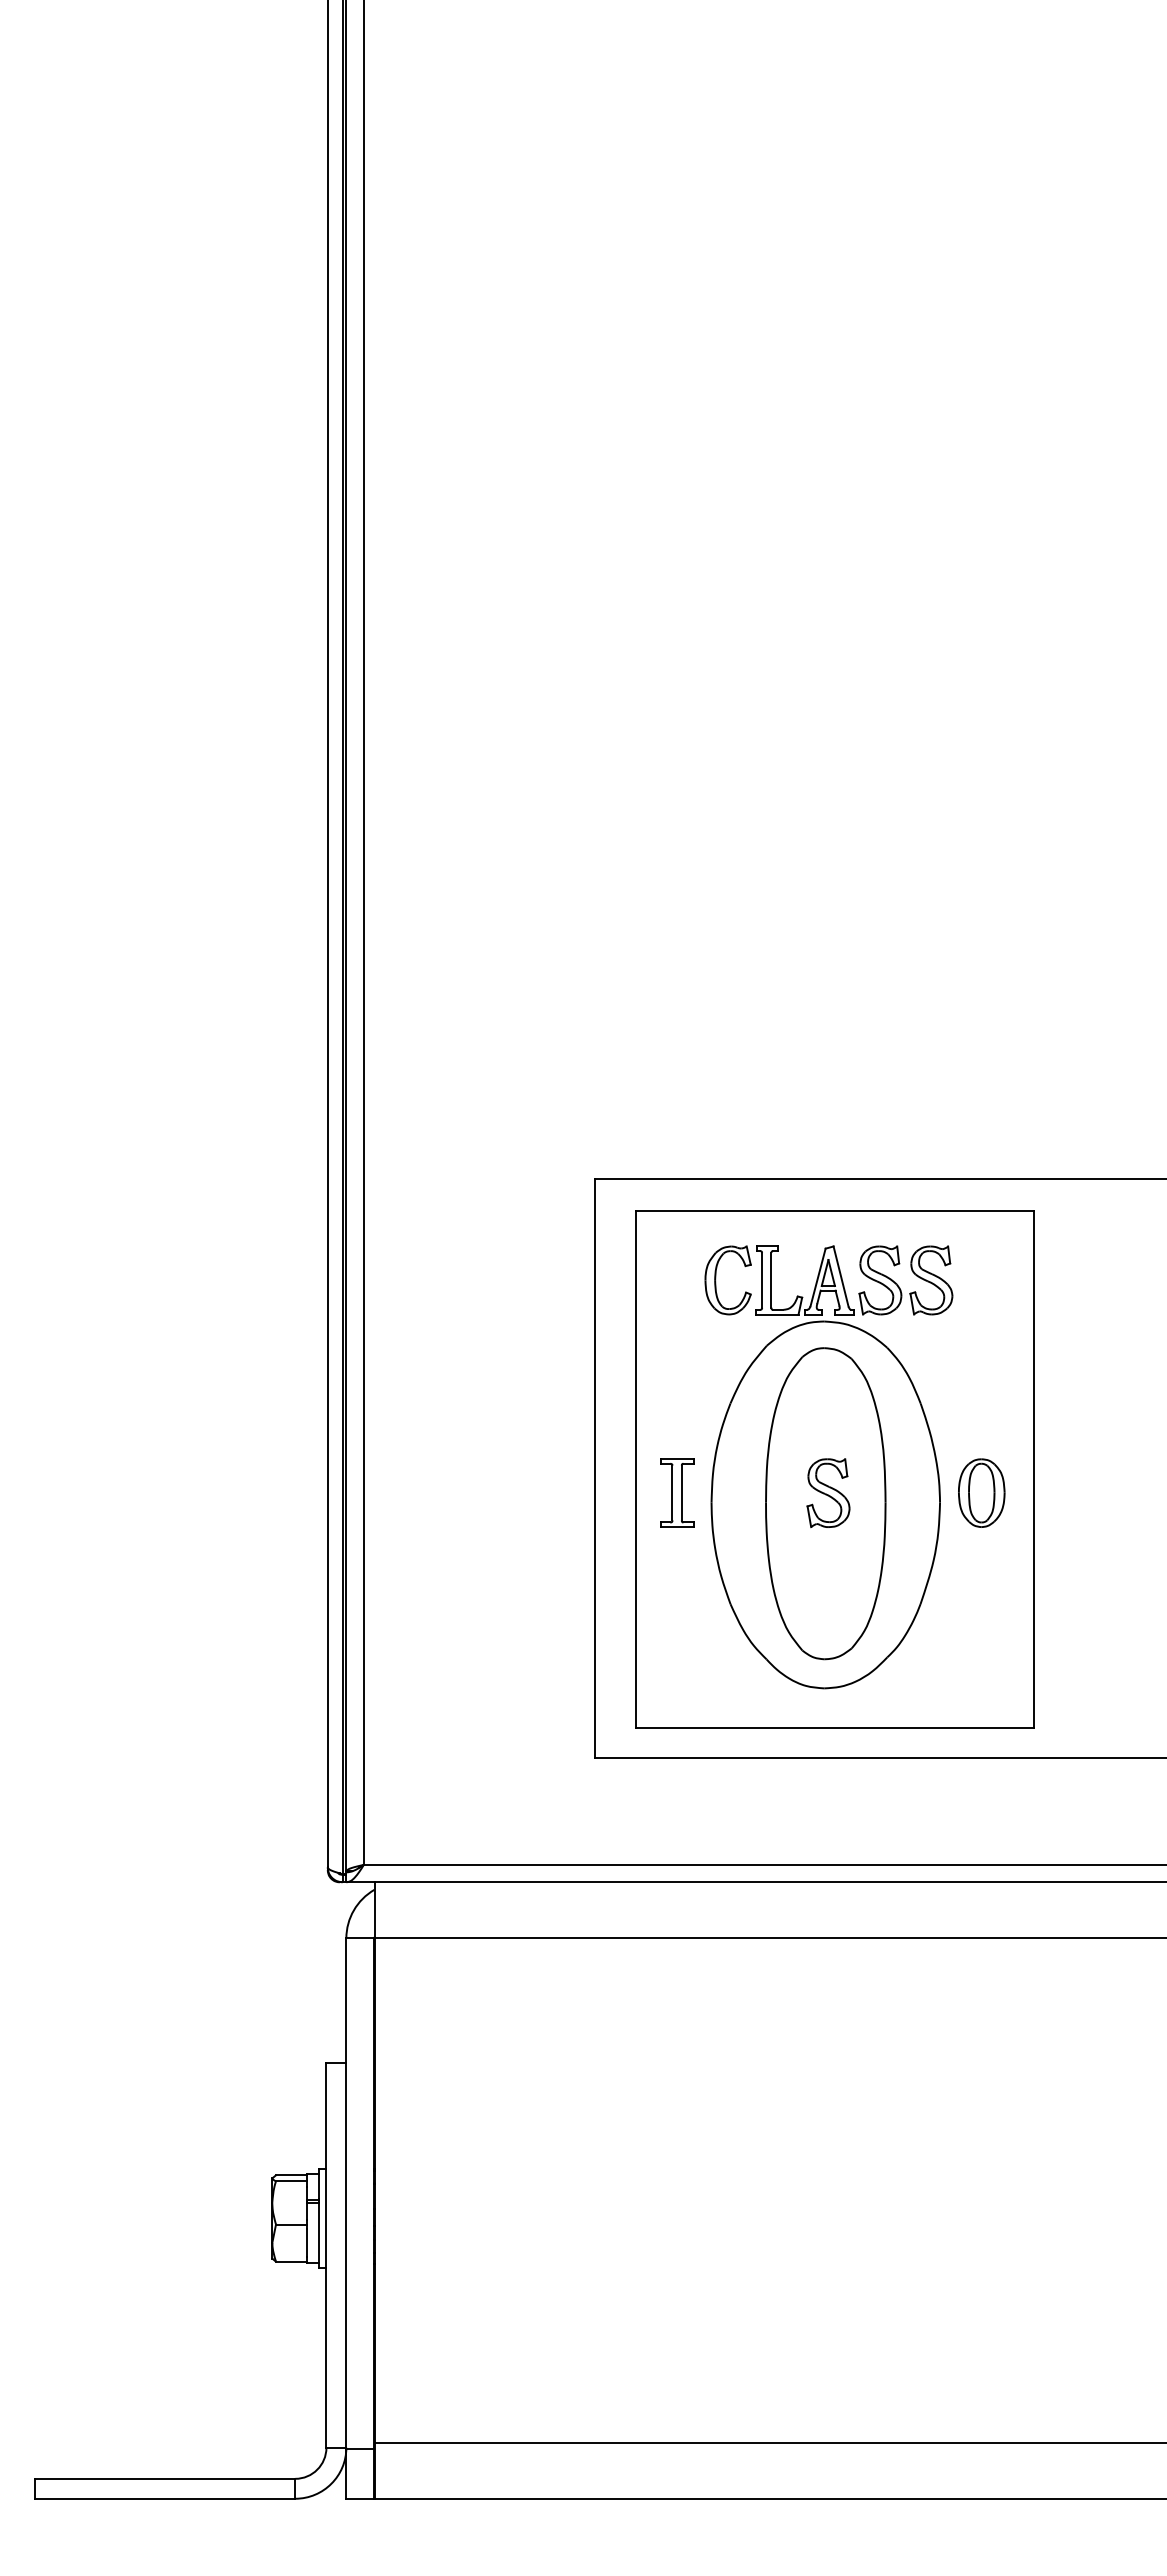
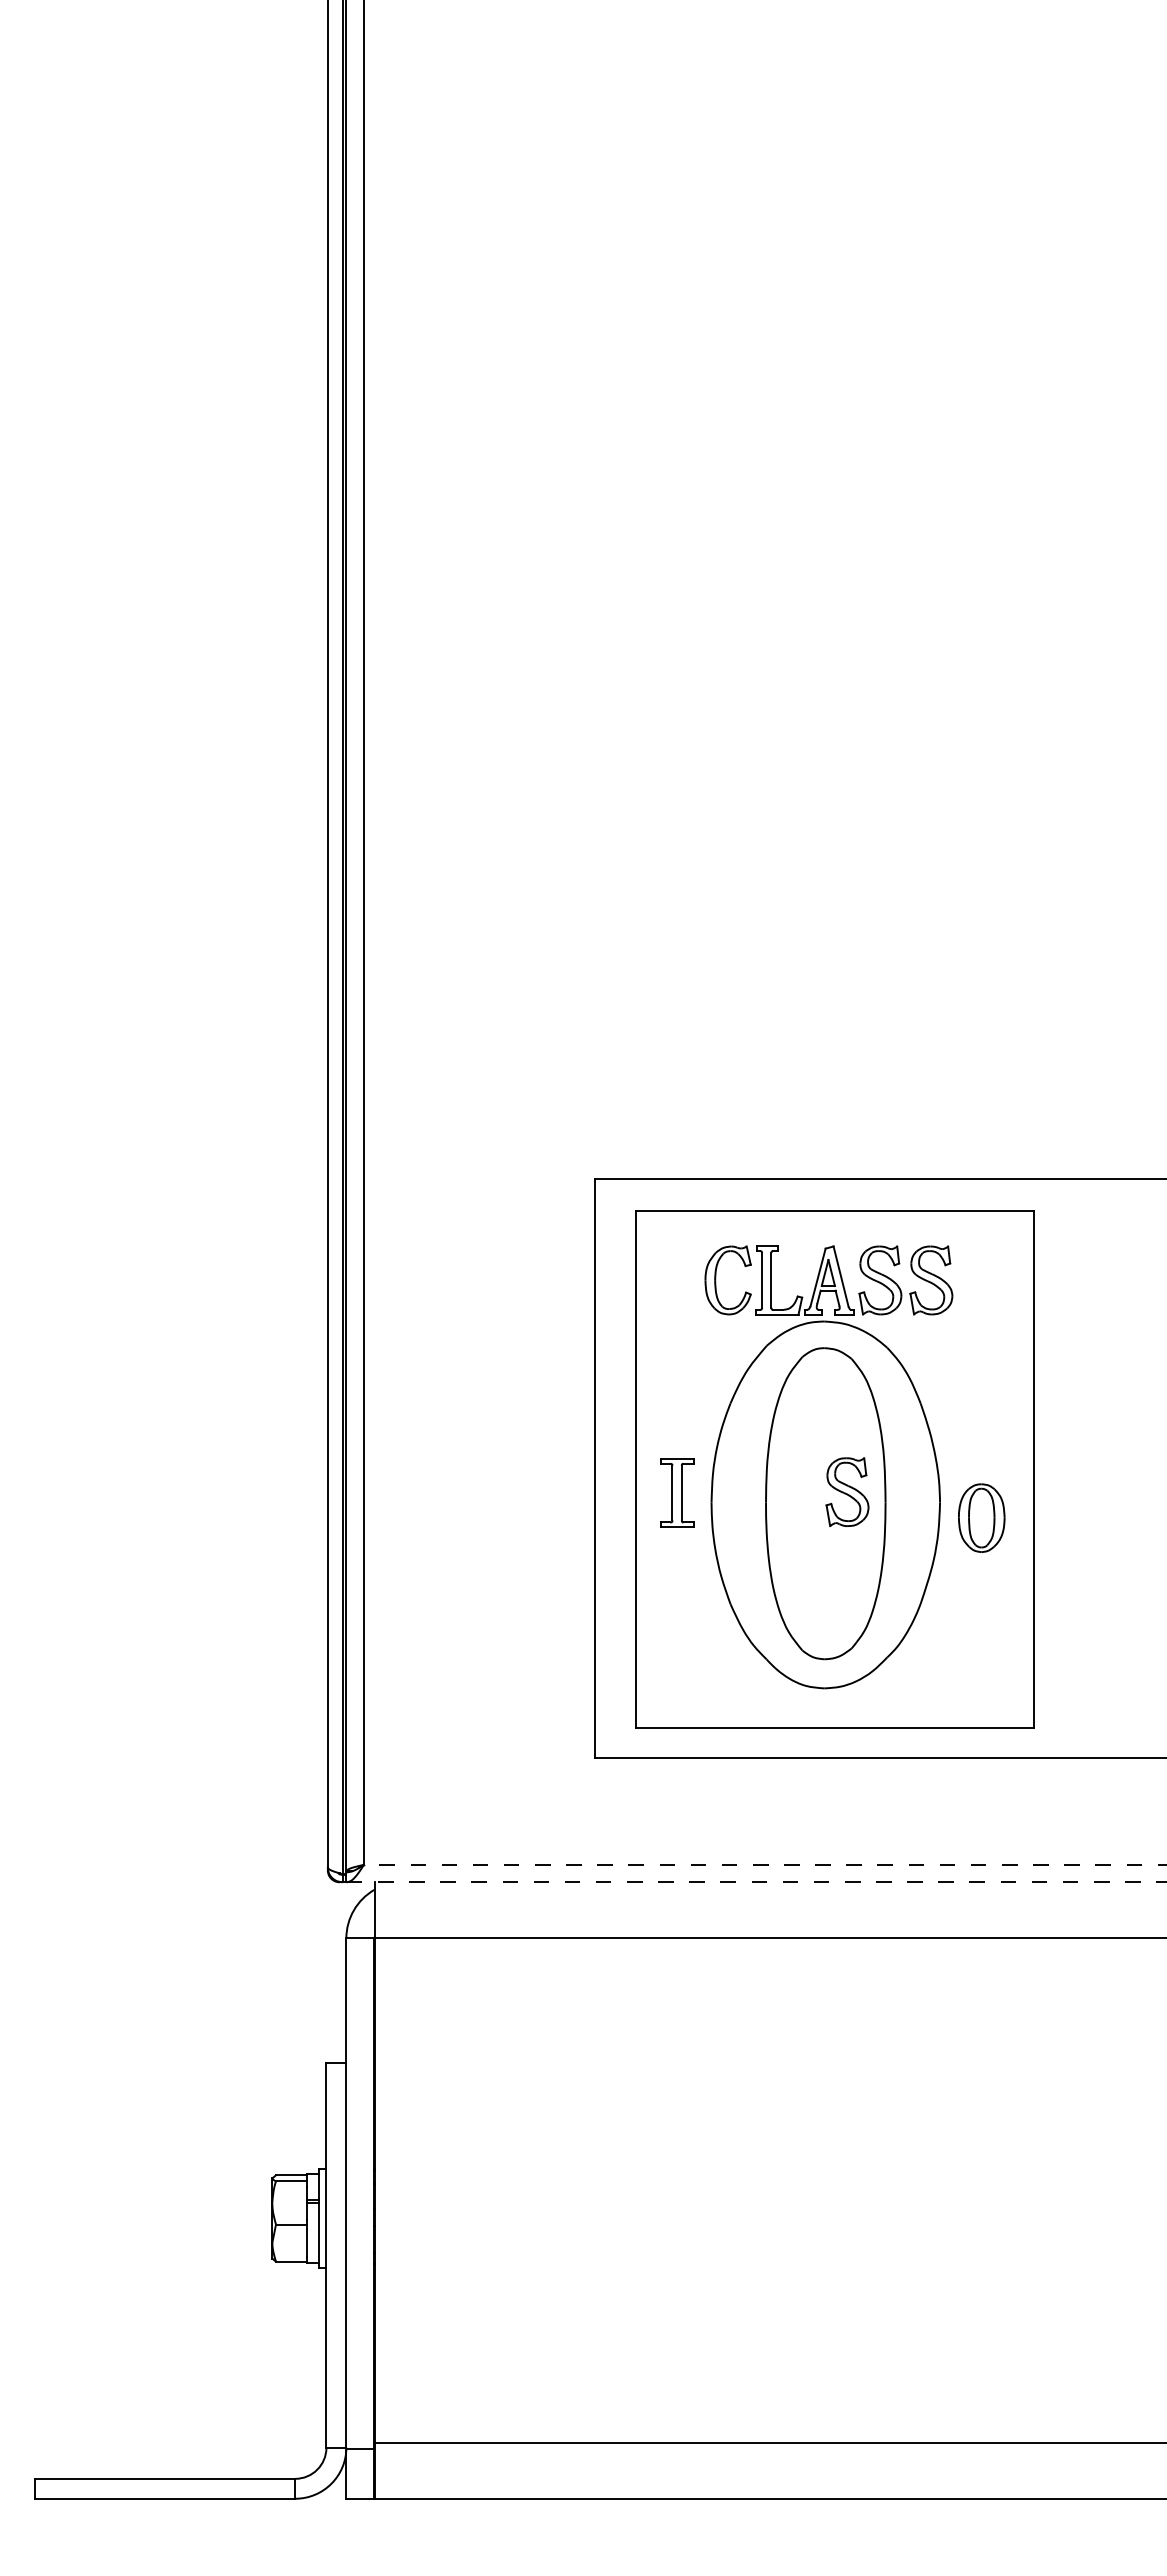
part position: (981, 1492) -> (981, 1517) (981, 1517)
part position: (828, 1493) -> (847, 1492) (847, 1492)
line: solid -> dashed (764, 1864)
line: solid -> dashed (756, 1882)
